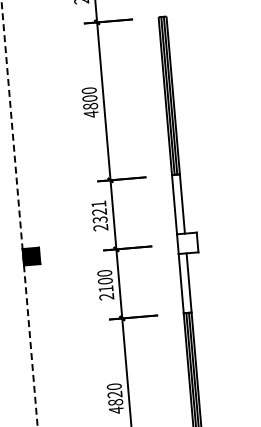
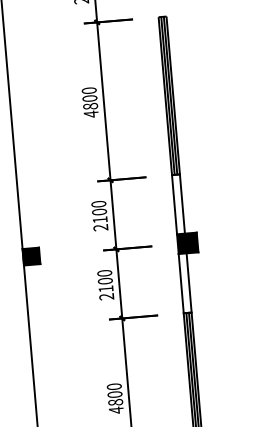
text: 2321 -> 2100 (99, 211)
line: dashed -> solid (19, 213)
fill: none -> present (187, 243)
text: 4820 -> 4800 (114, 394)
